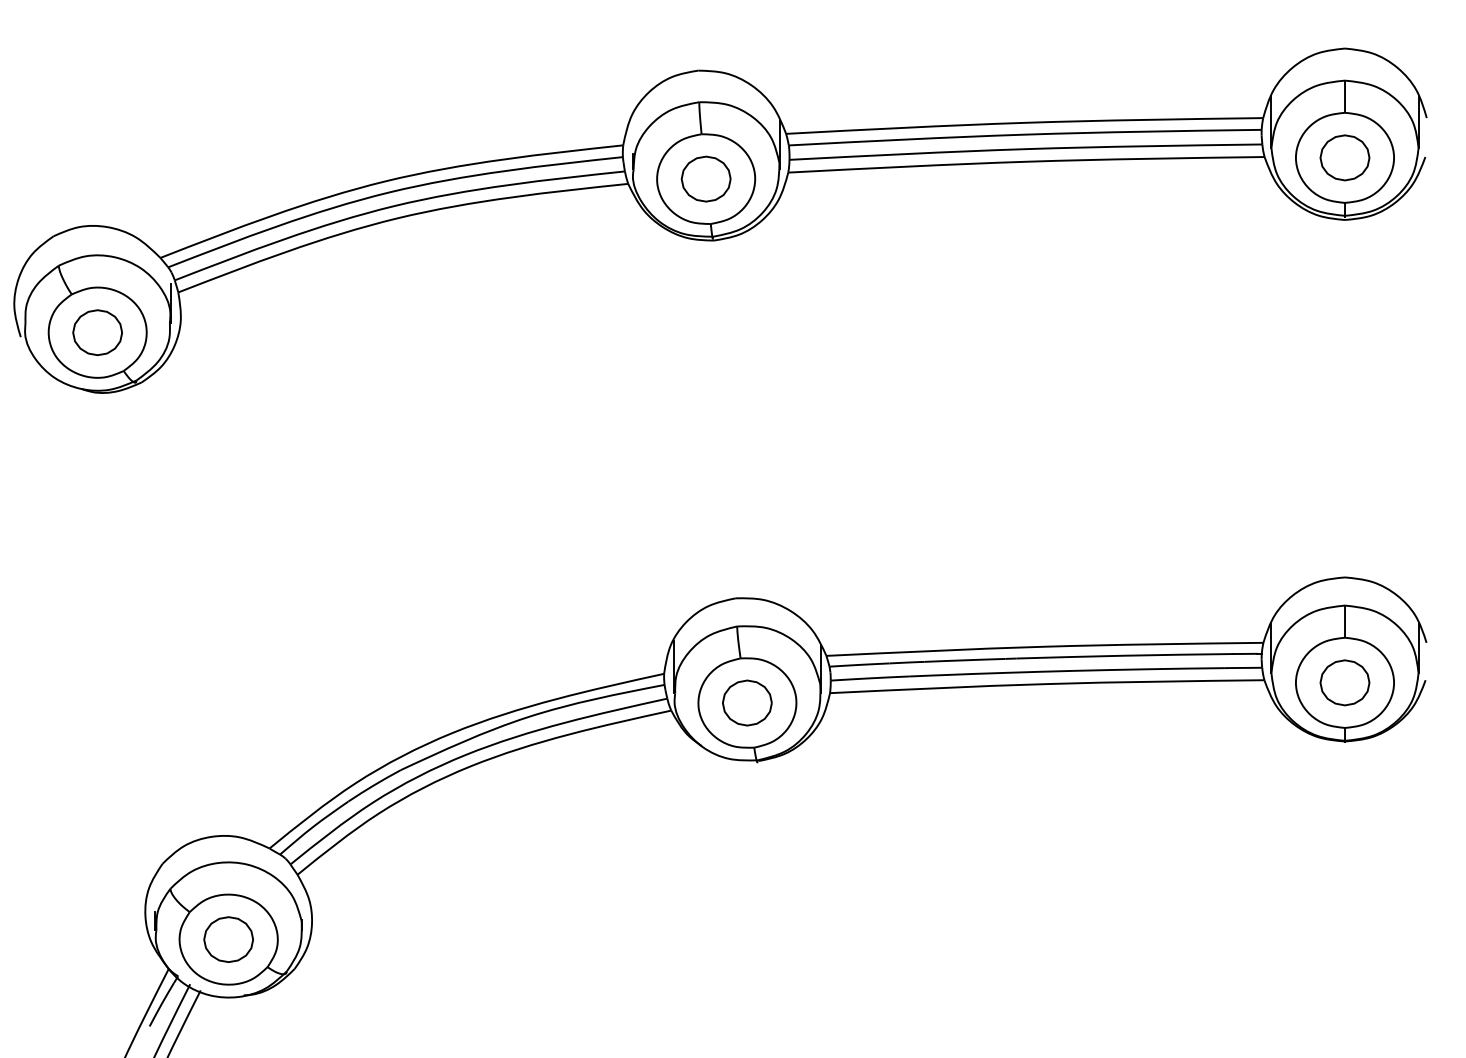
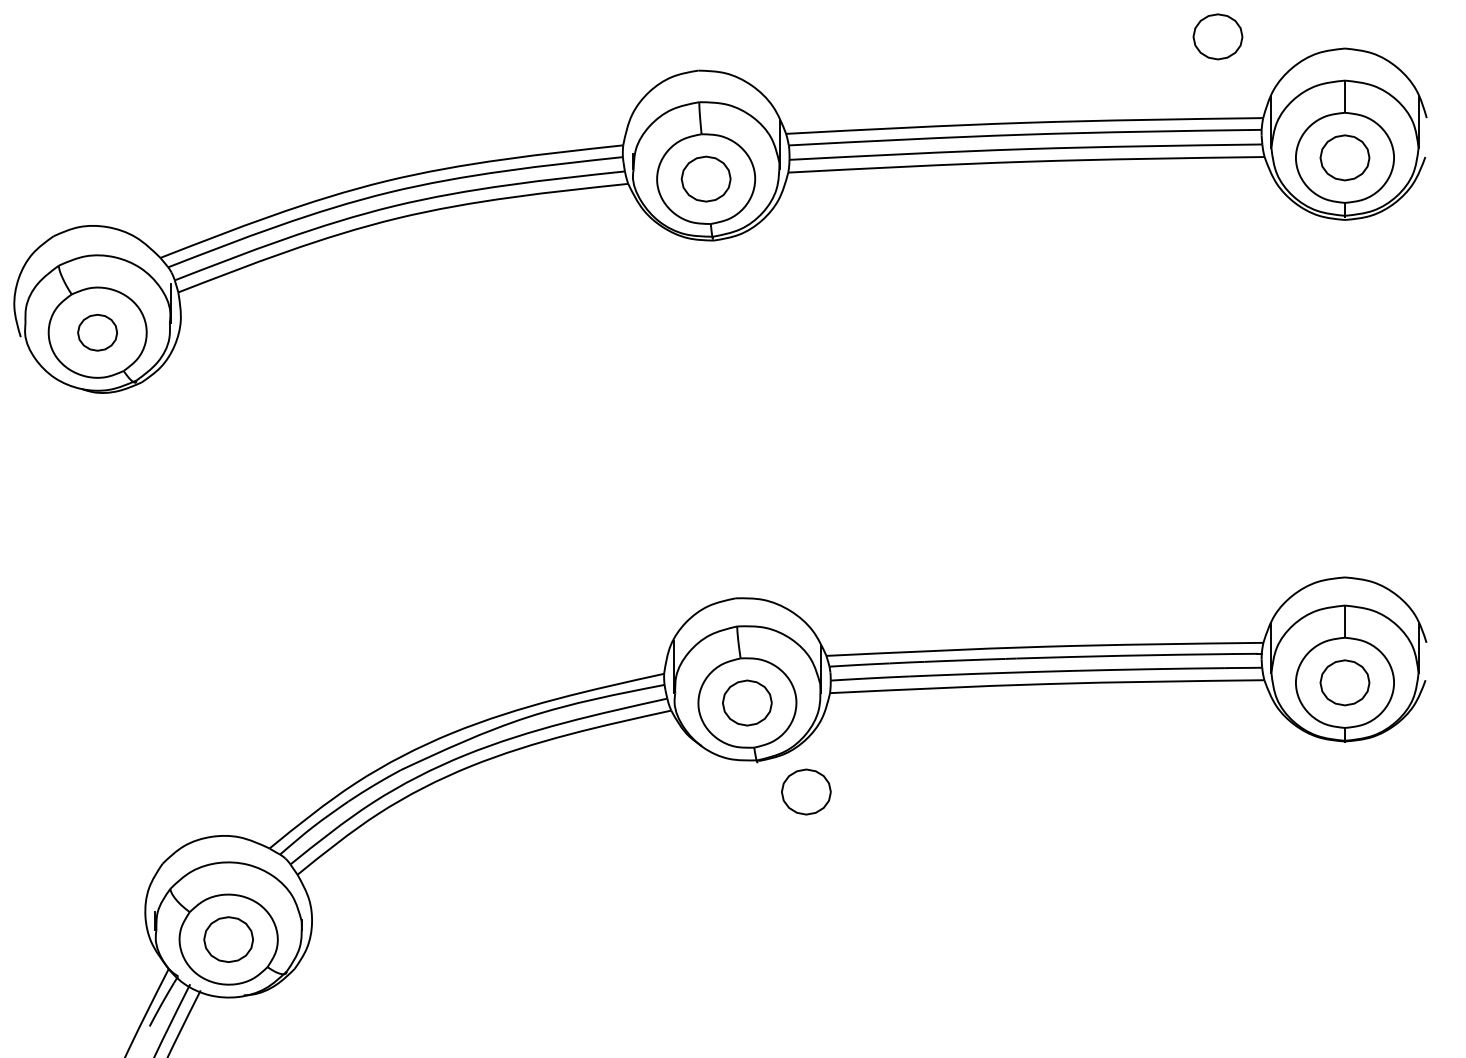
part: none -> present (1217, 36)
part size: 51x48 px -> 41x39 px (97, 332)
part: none -> present (806, 791)
